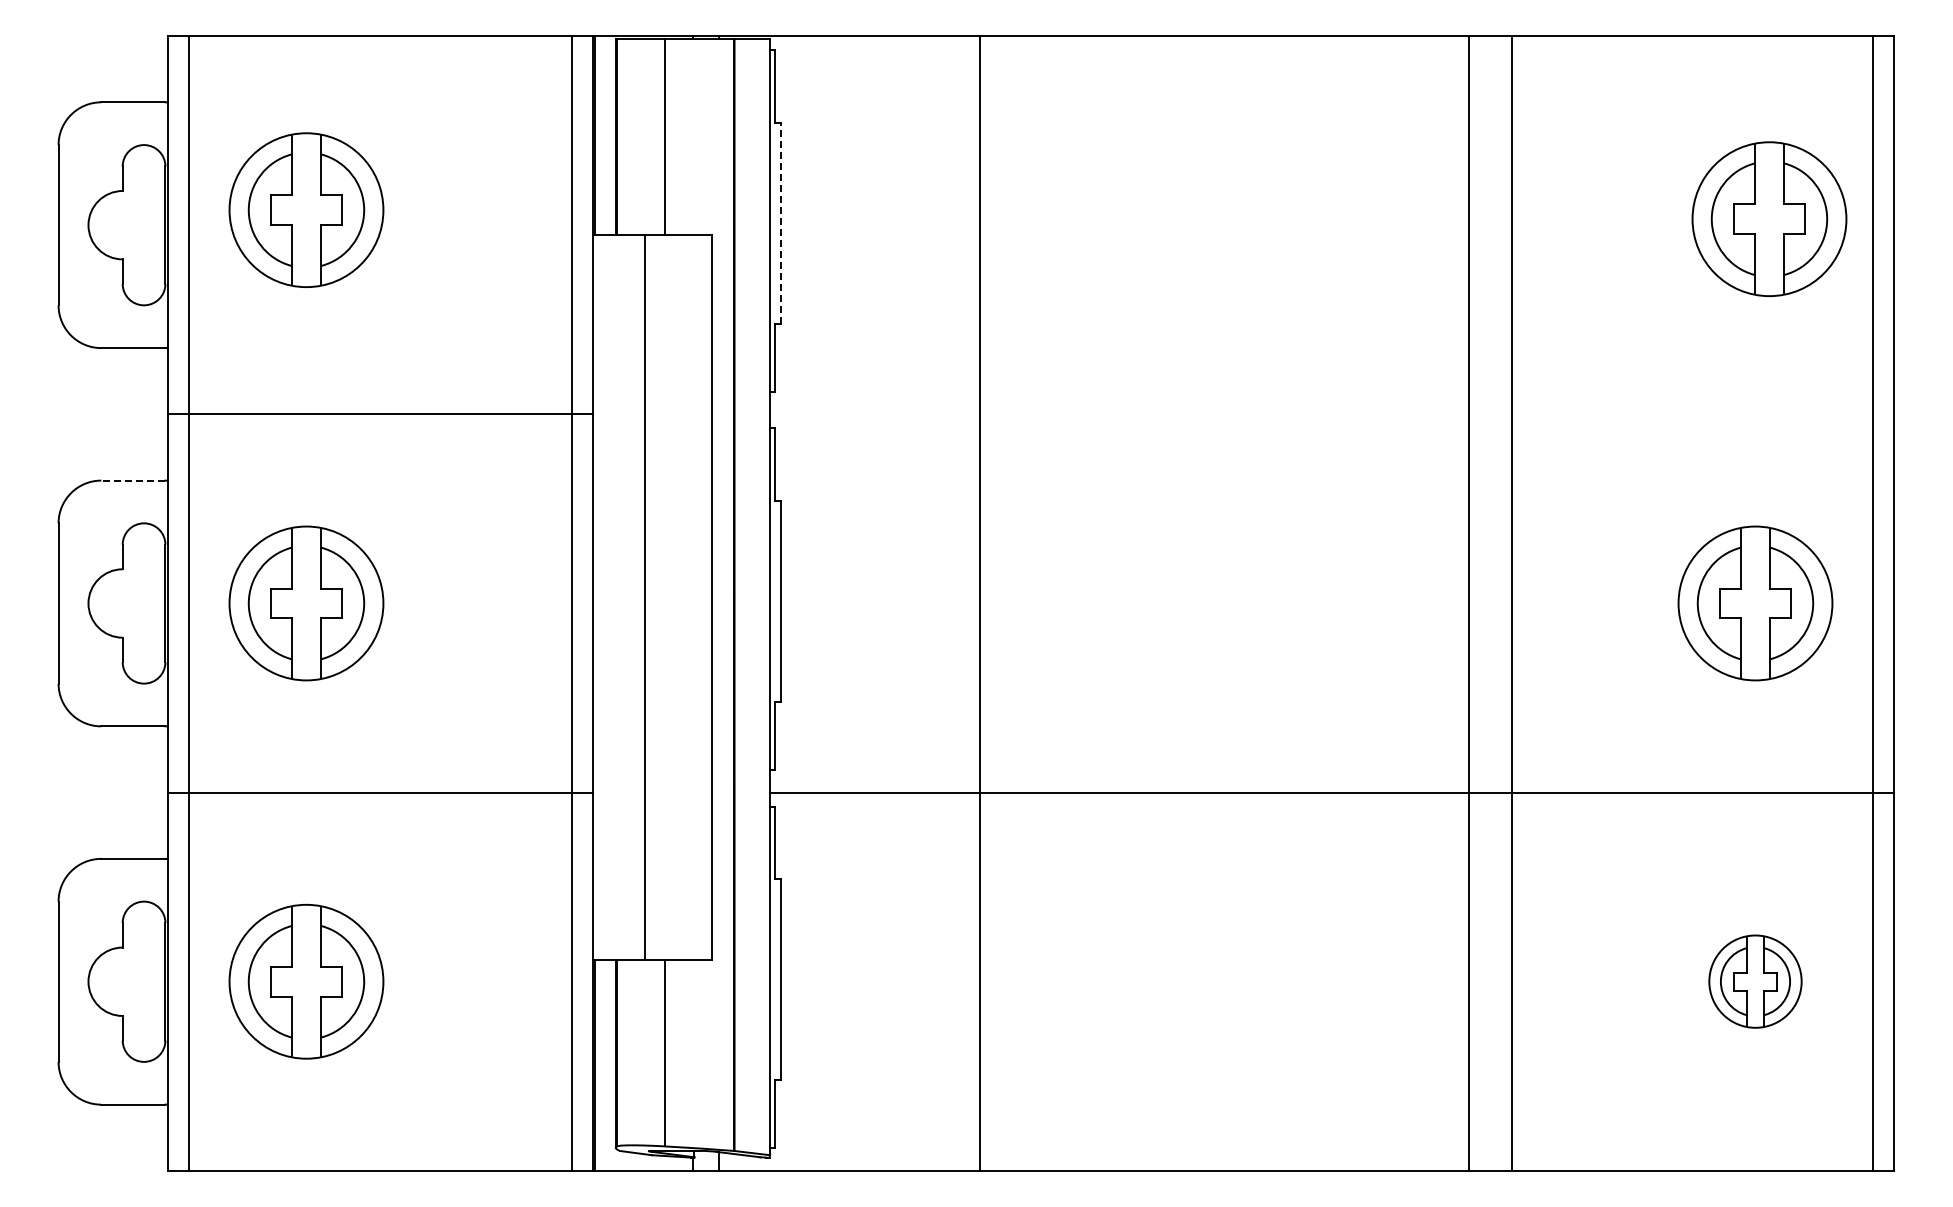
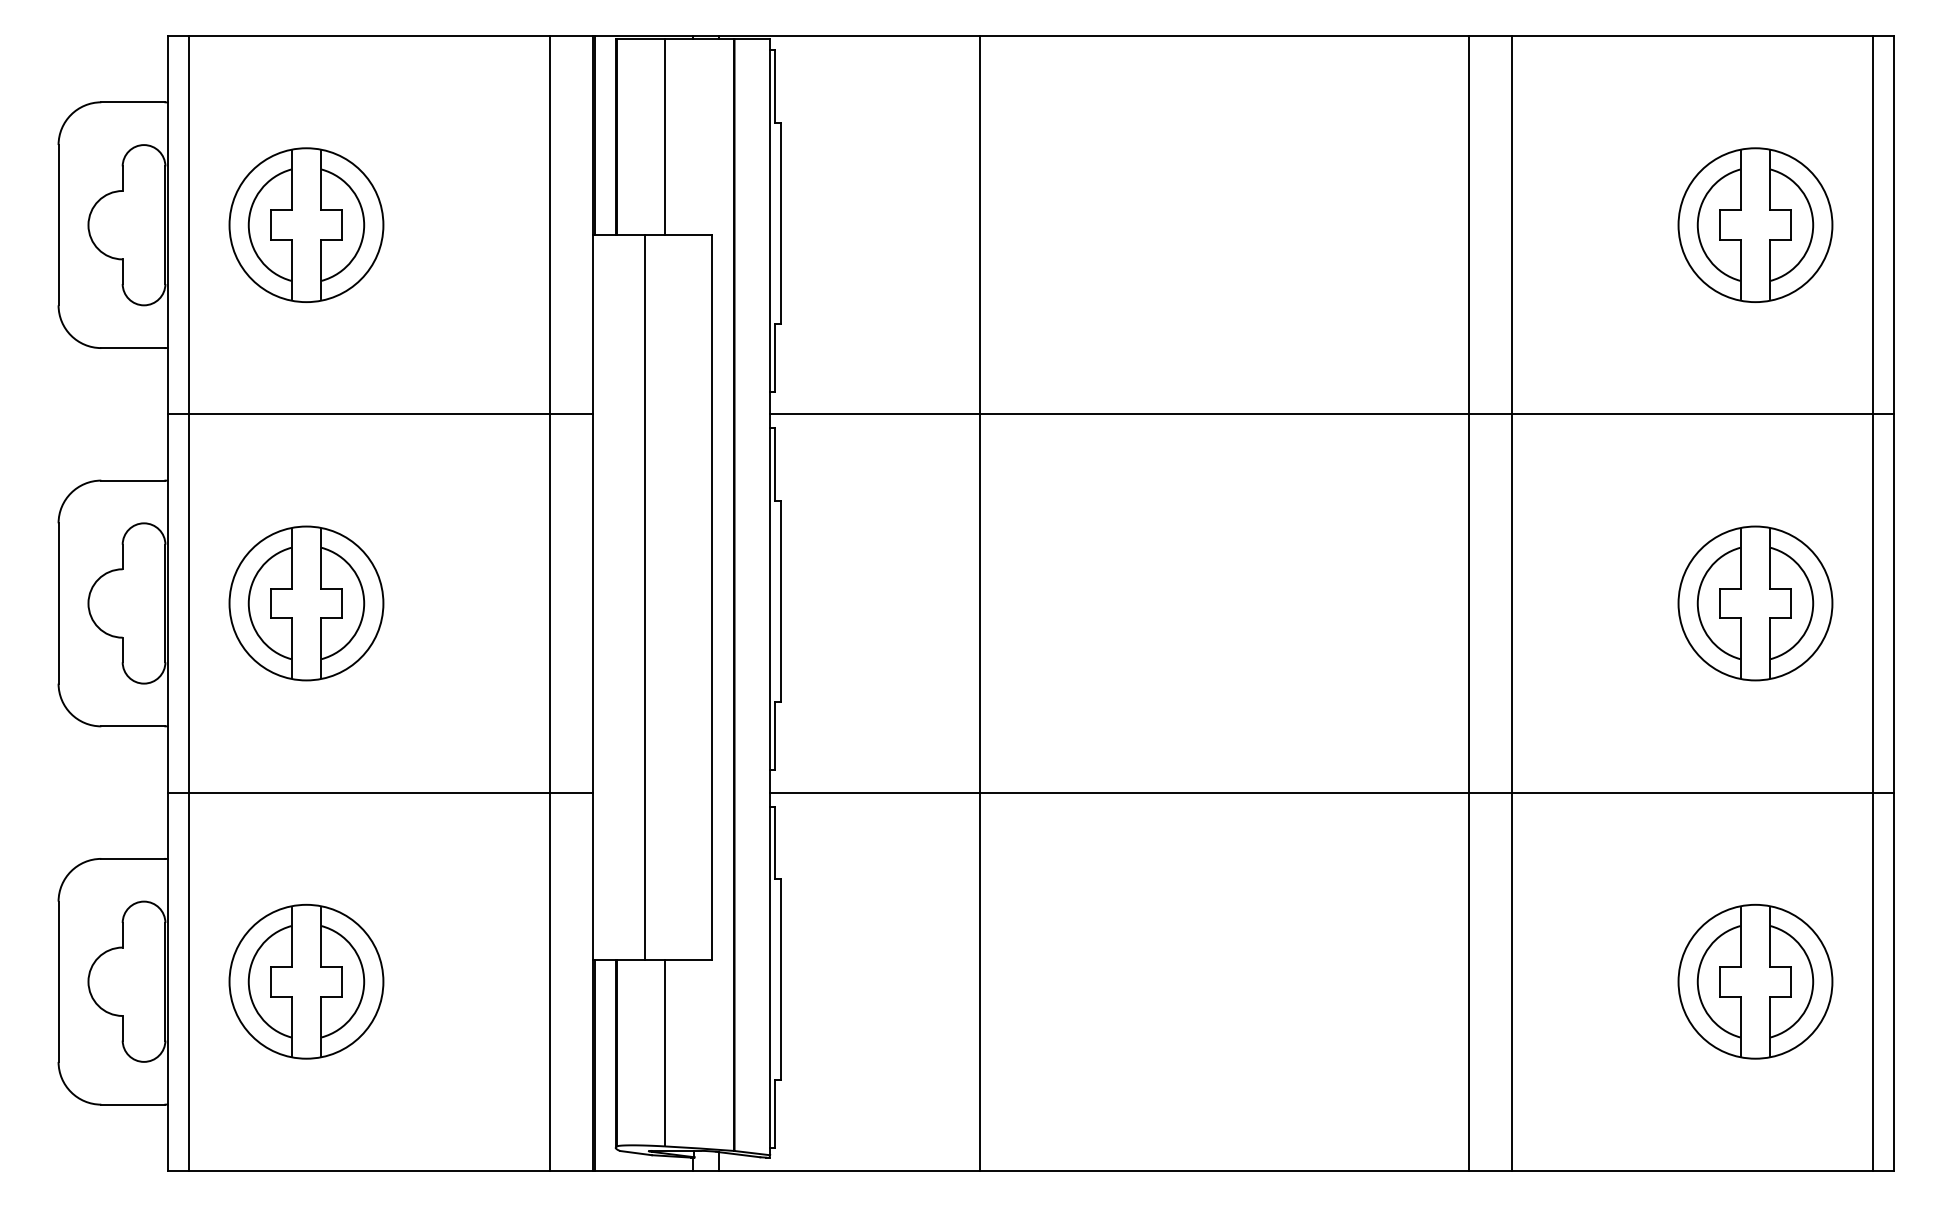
part position: (306, 209) -> (306, 224) (306, 224)
part position: (1769, 218) -> (1755, 224) (1755, 224)
line: dashed -> solid (781, 222)
line: none -> present (1332, 414)
line: dashed -> solid (132, 480)
line position: (572, 603) -> (550, 603) (550, 603)
part size: 95x95 px -> 157x157 px (1755, 981)
